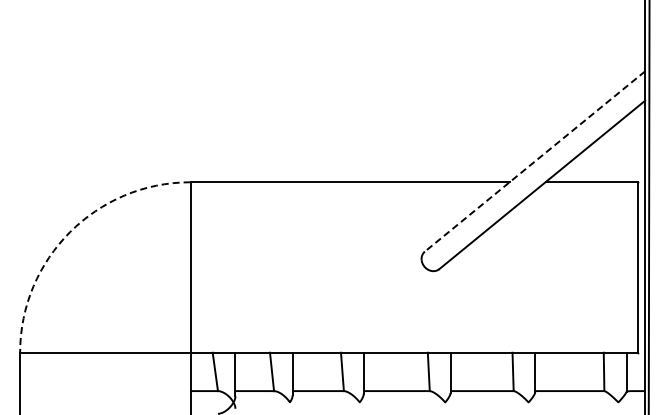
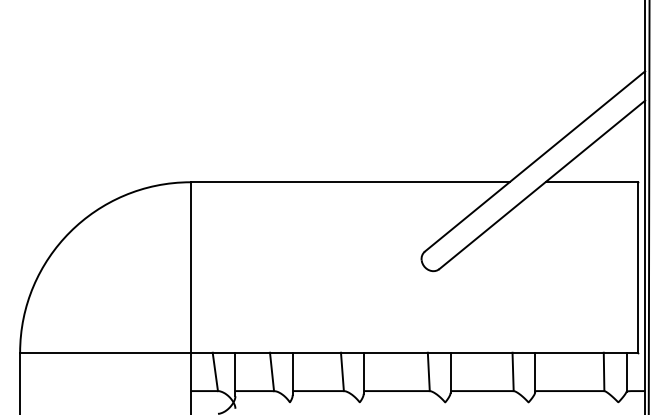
line: dashed -> solid (534, 161)
arc: dashed -> solid (70, 232)
